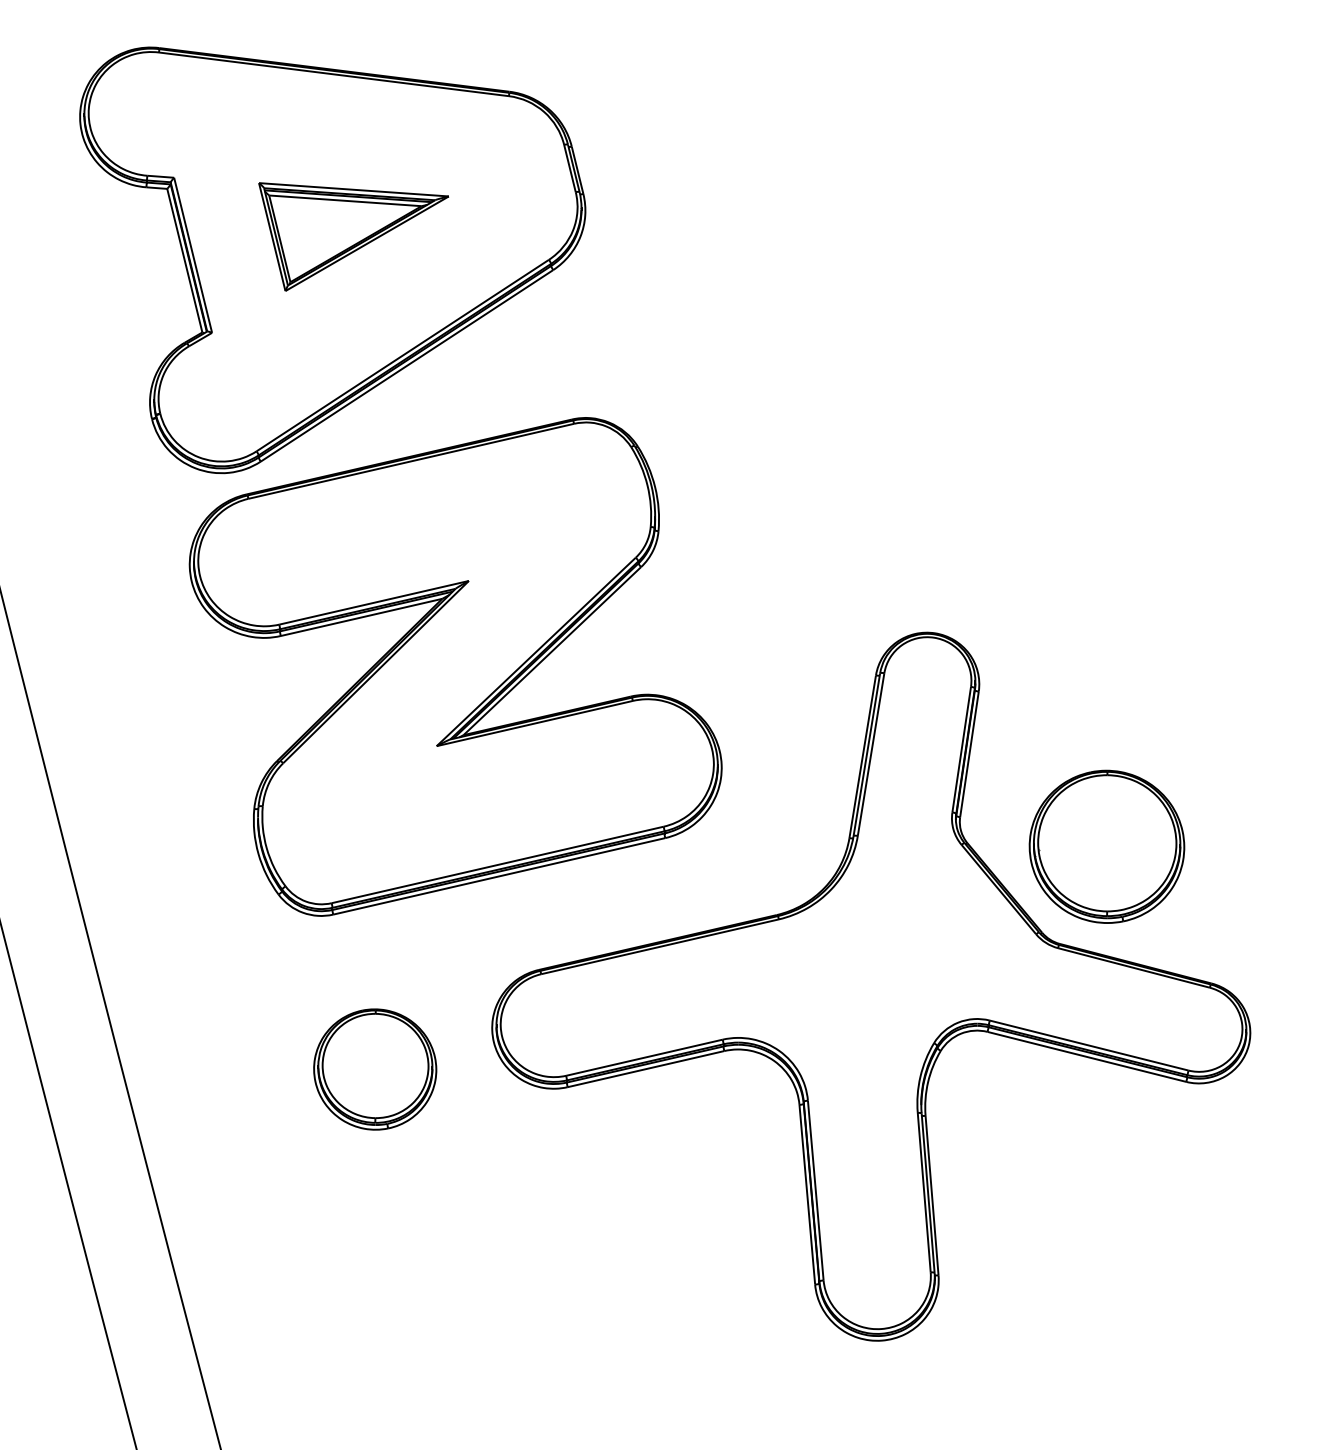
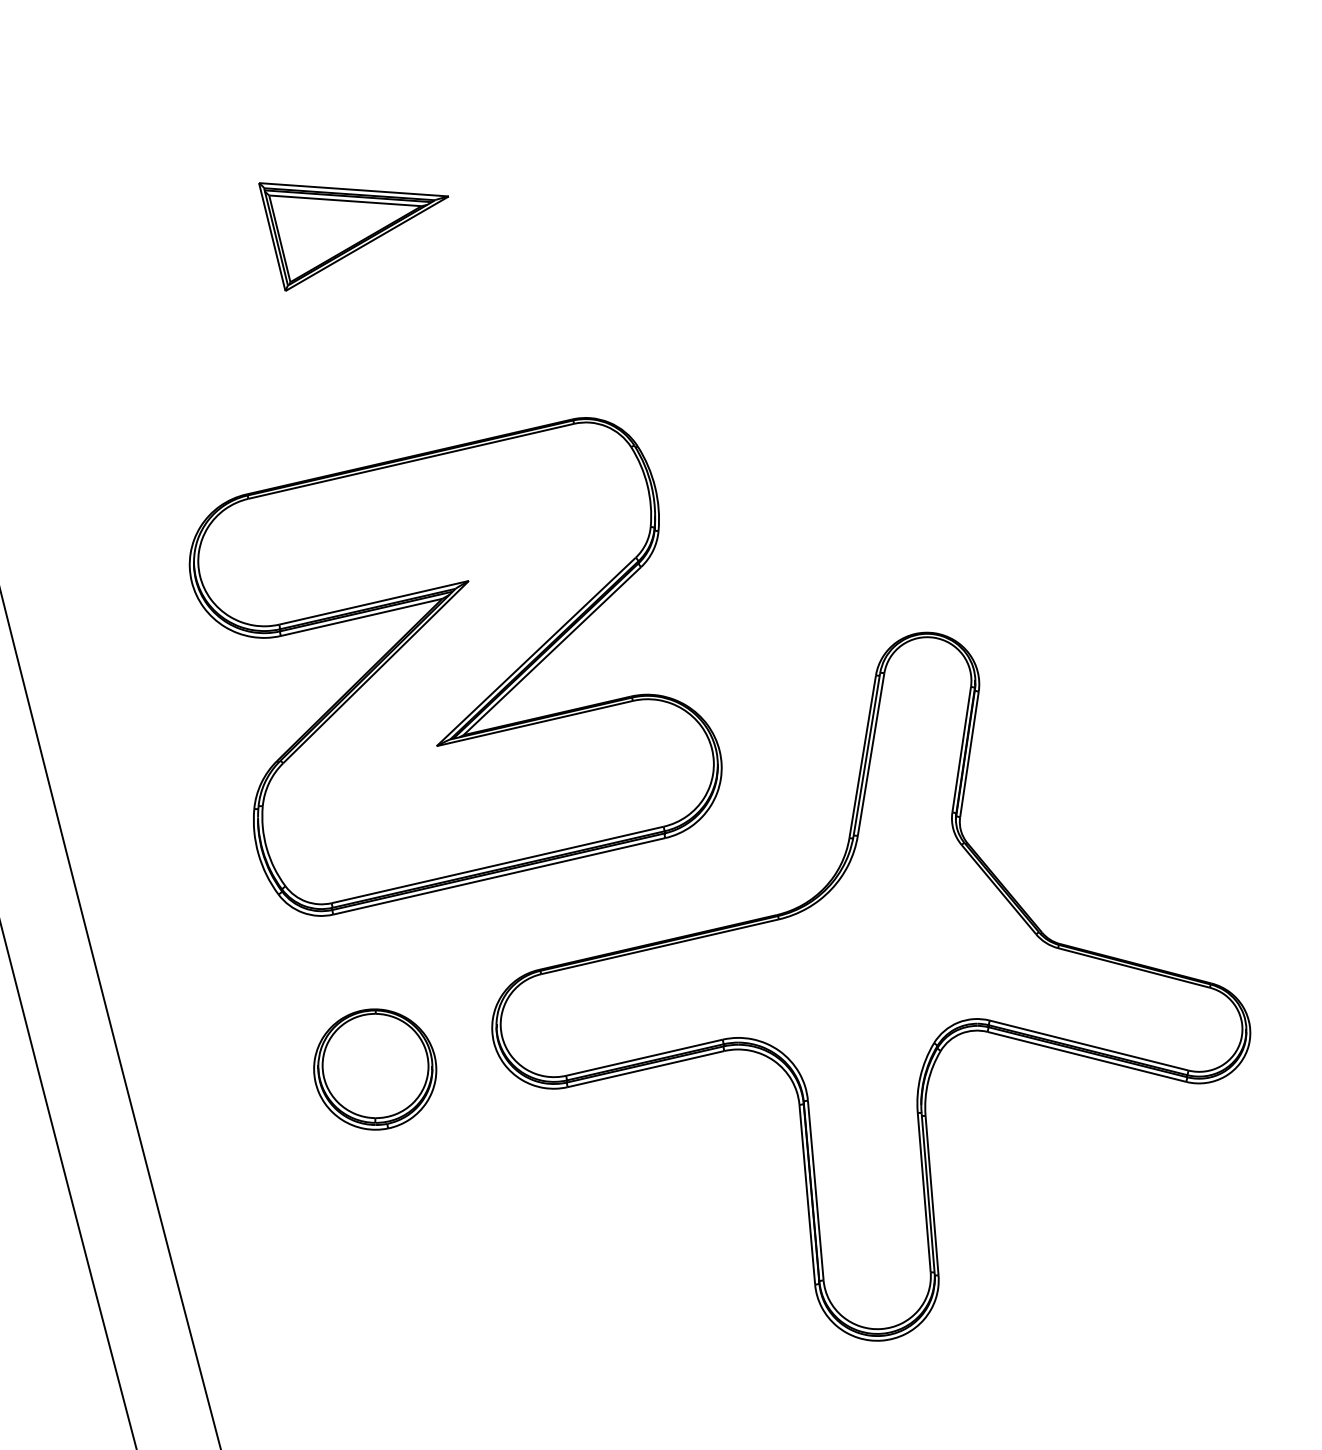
part: present -> none (332, 260)
part: present -> none (1106, 846)
